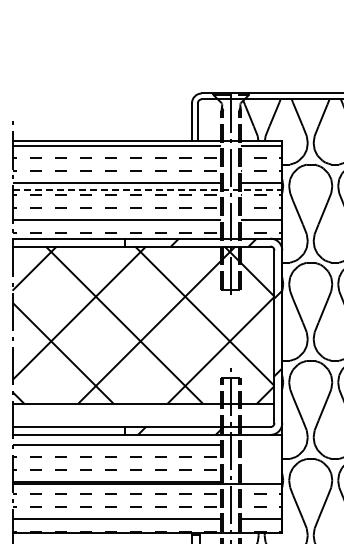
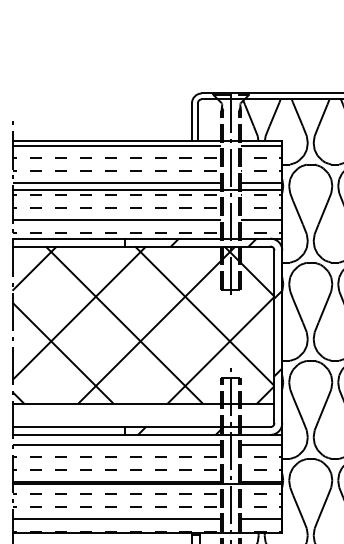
line: dashed -> solid (147, 189)
hatch: none -> present (261, 463)
